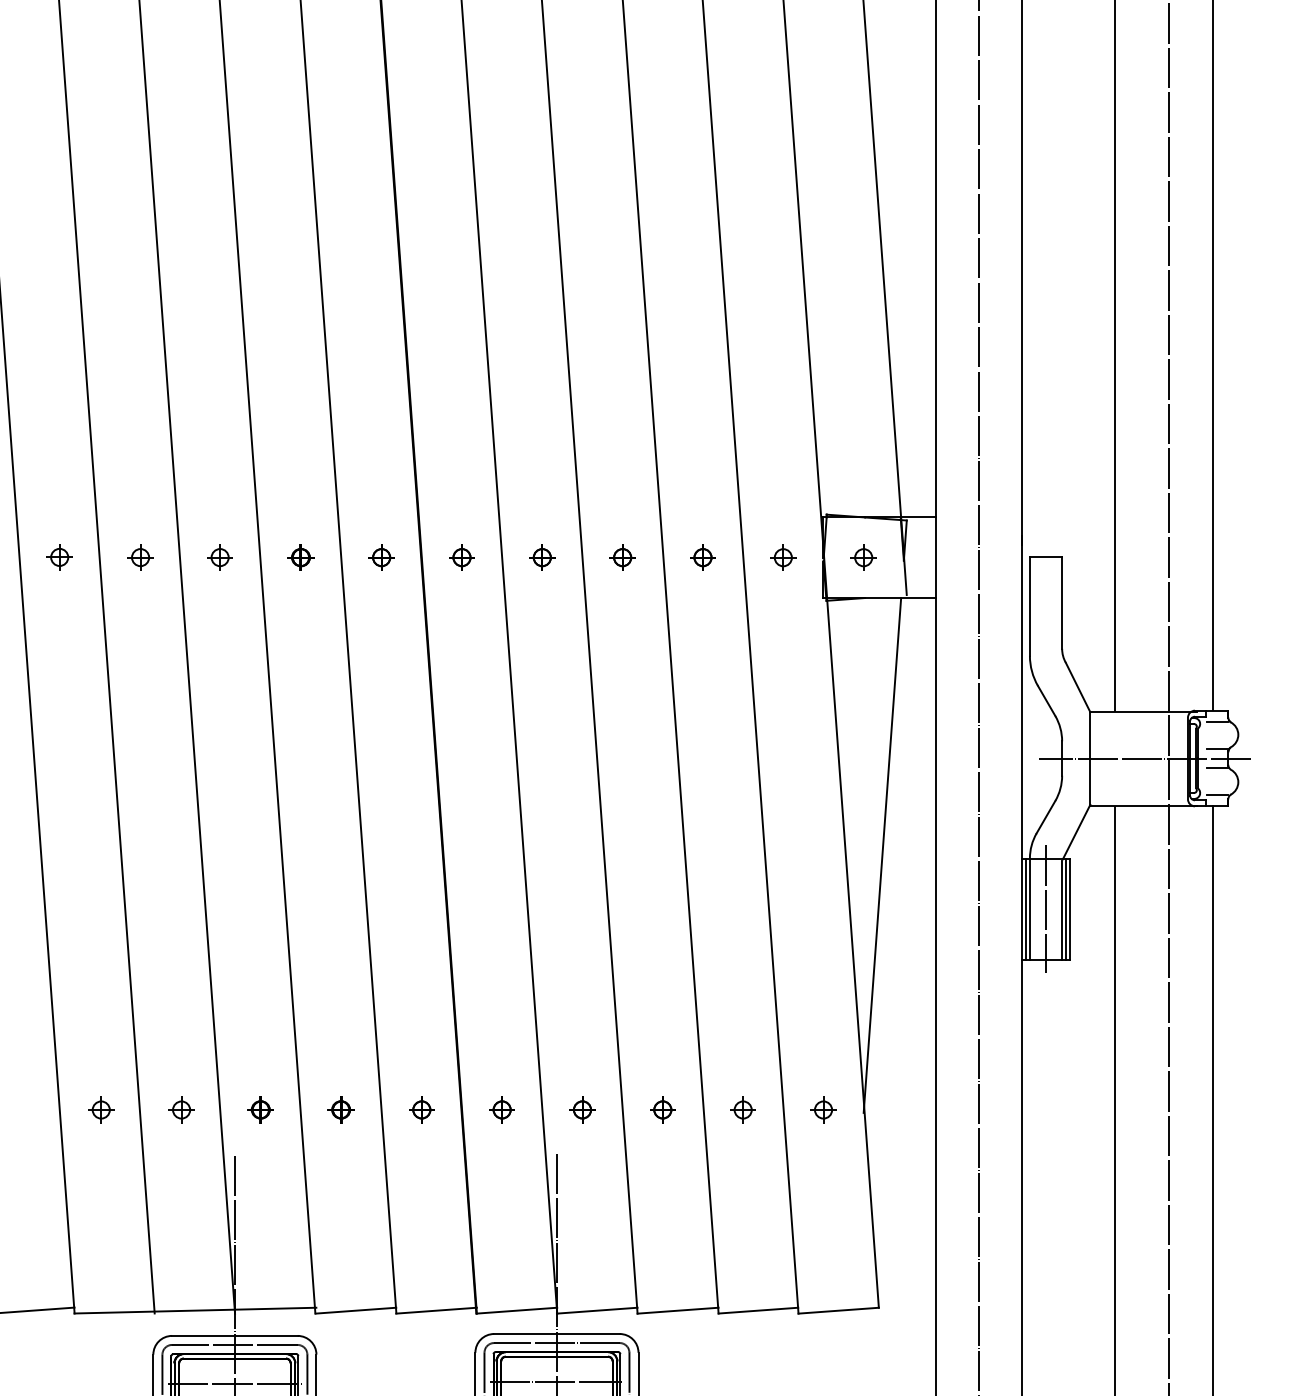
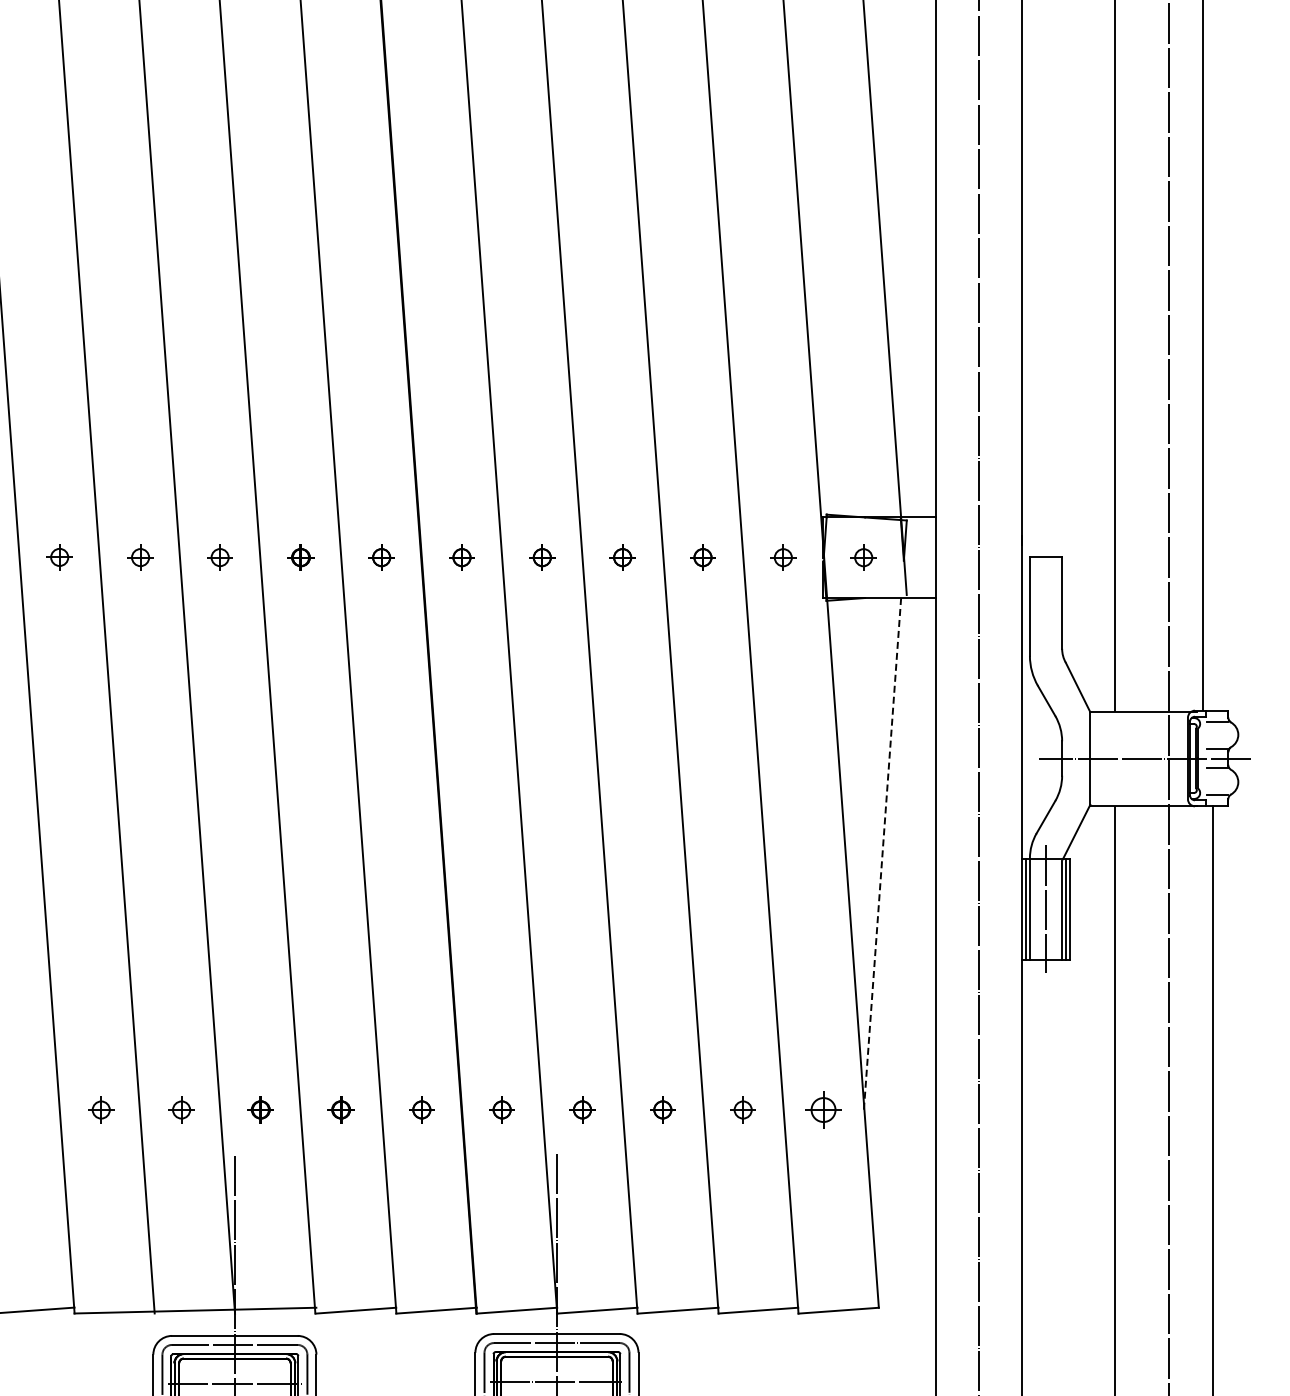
line position: (1212, 356) -> (1202, 356) (1202, 356)
line: solid -> dashed (882, 855)
part size: 27x28 px -> 37x38 px (823, 1109)
